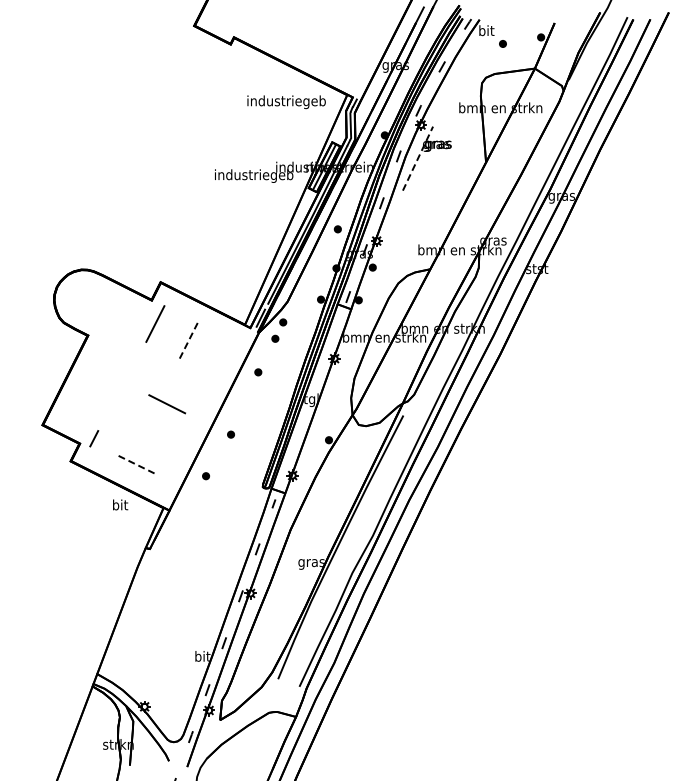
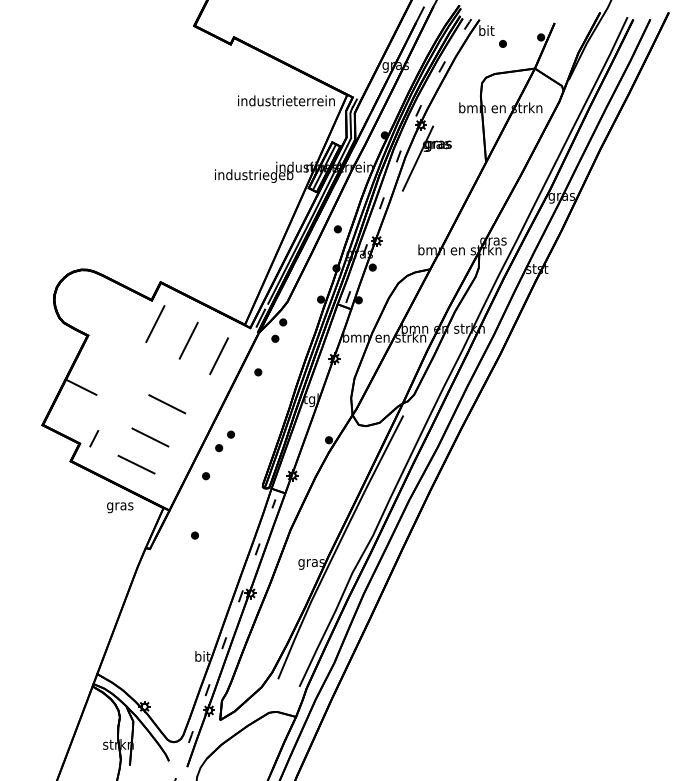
text: industriegeb -> industrieterrein (286, 102)
line: dashed -> solid (418, 158)
line: dashed -> solid (188, 340)
line: none -> present (219, 356)
line: none -> present (81, 386)
line: none -> present (150, 437)
part: none -> present (219, 448)
line: dashed -> solid (136, 464)
text: bit -> gras (120, 506)
part: none -> present (194, 535)
